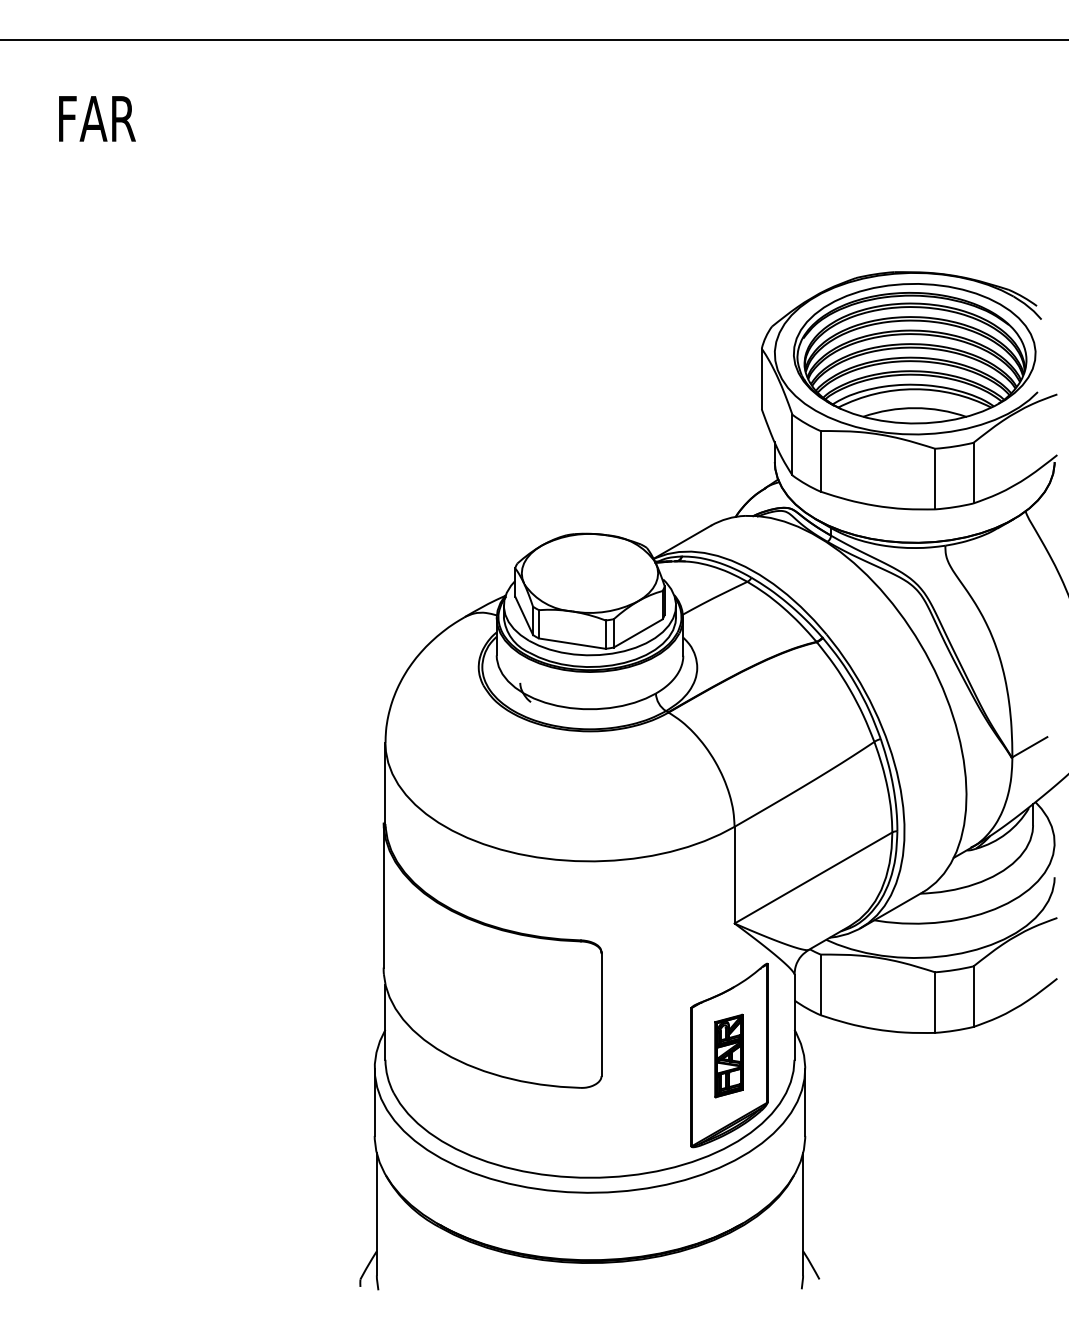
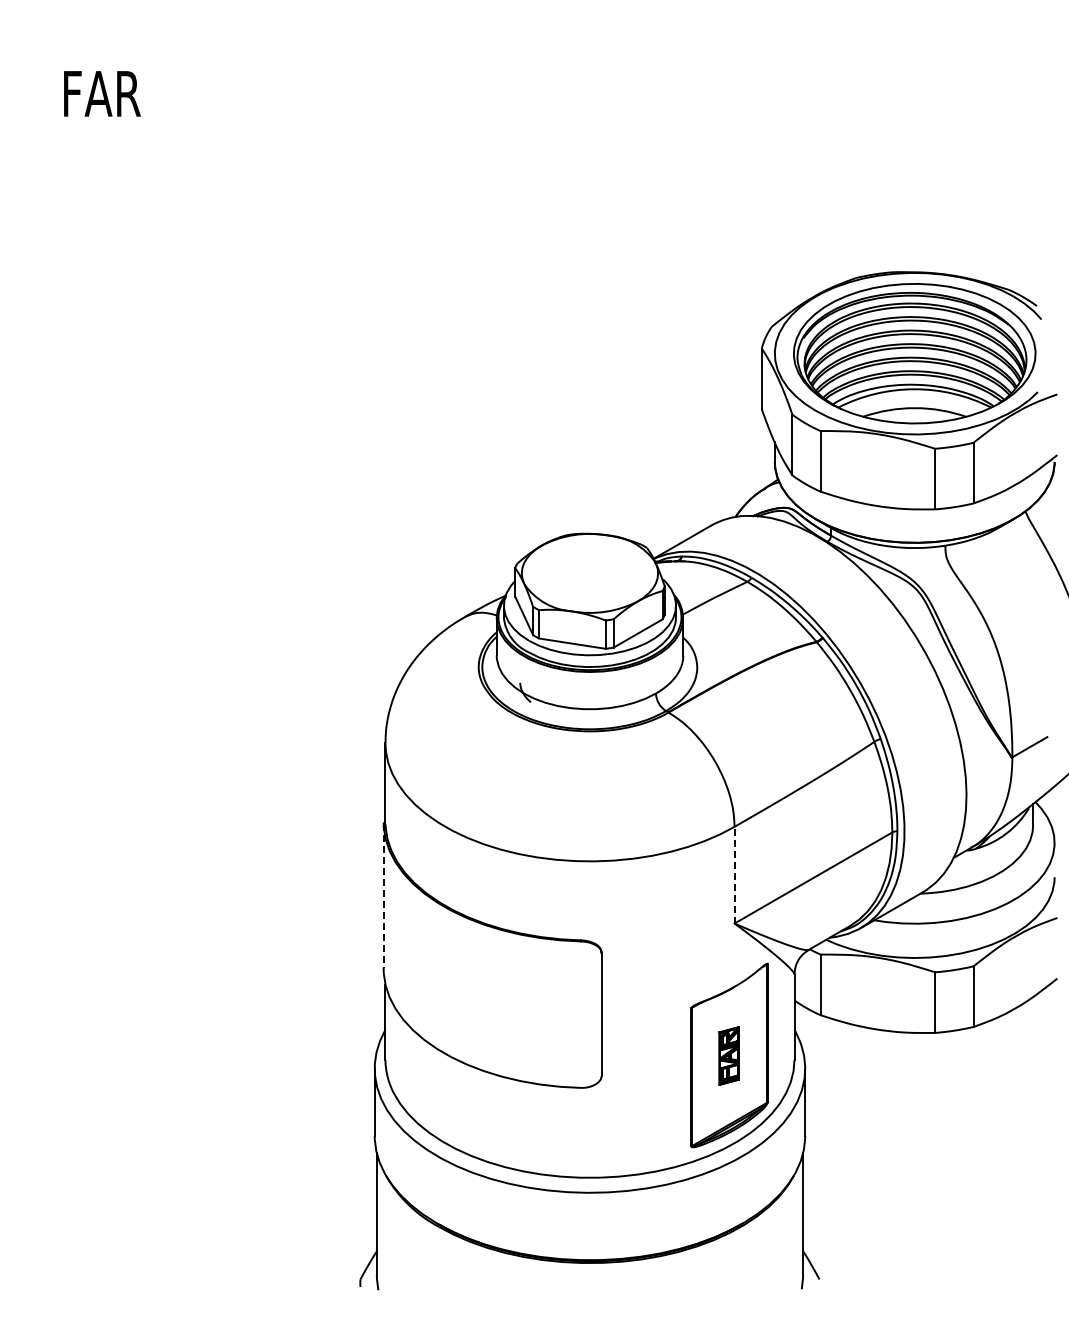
line: present -> none (533, 39)
text position: (97, 118) -> (102, 93) (102, 93)
line: solid -> dashed (734, 874)
line: solid -> dashed (383, 895)
part size: 30x86 px -> 22x60 px (728, 1055)
